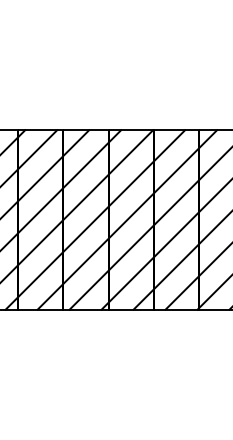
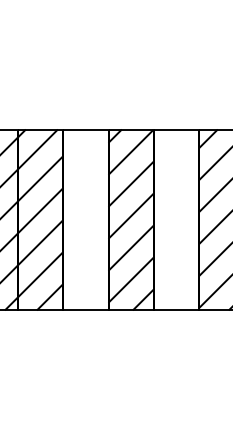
hatch: present -> none (85, 219)
hatch: present -> none (175, 219)
